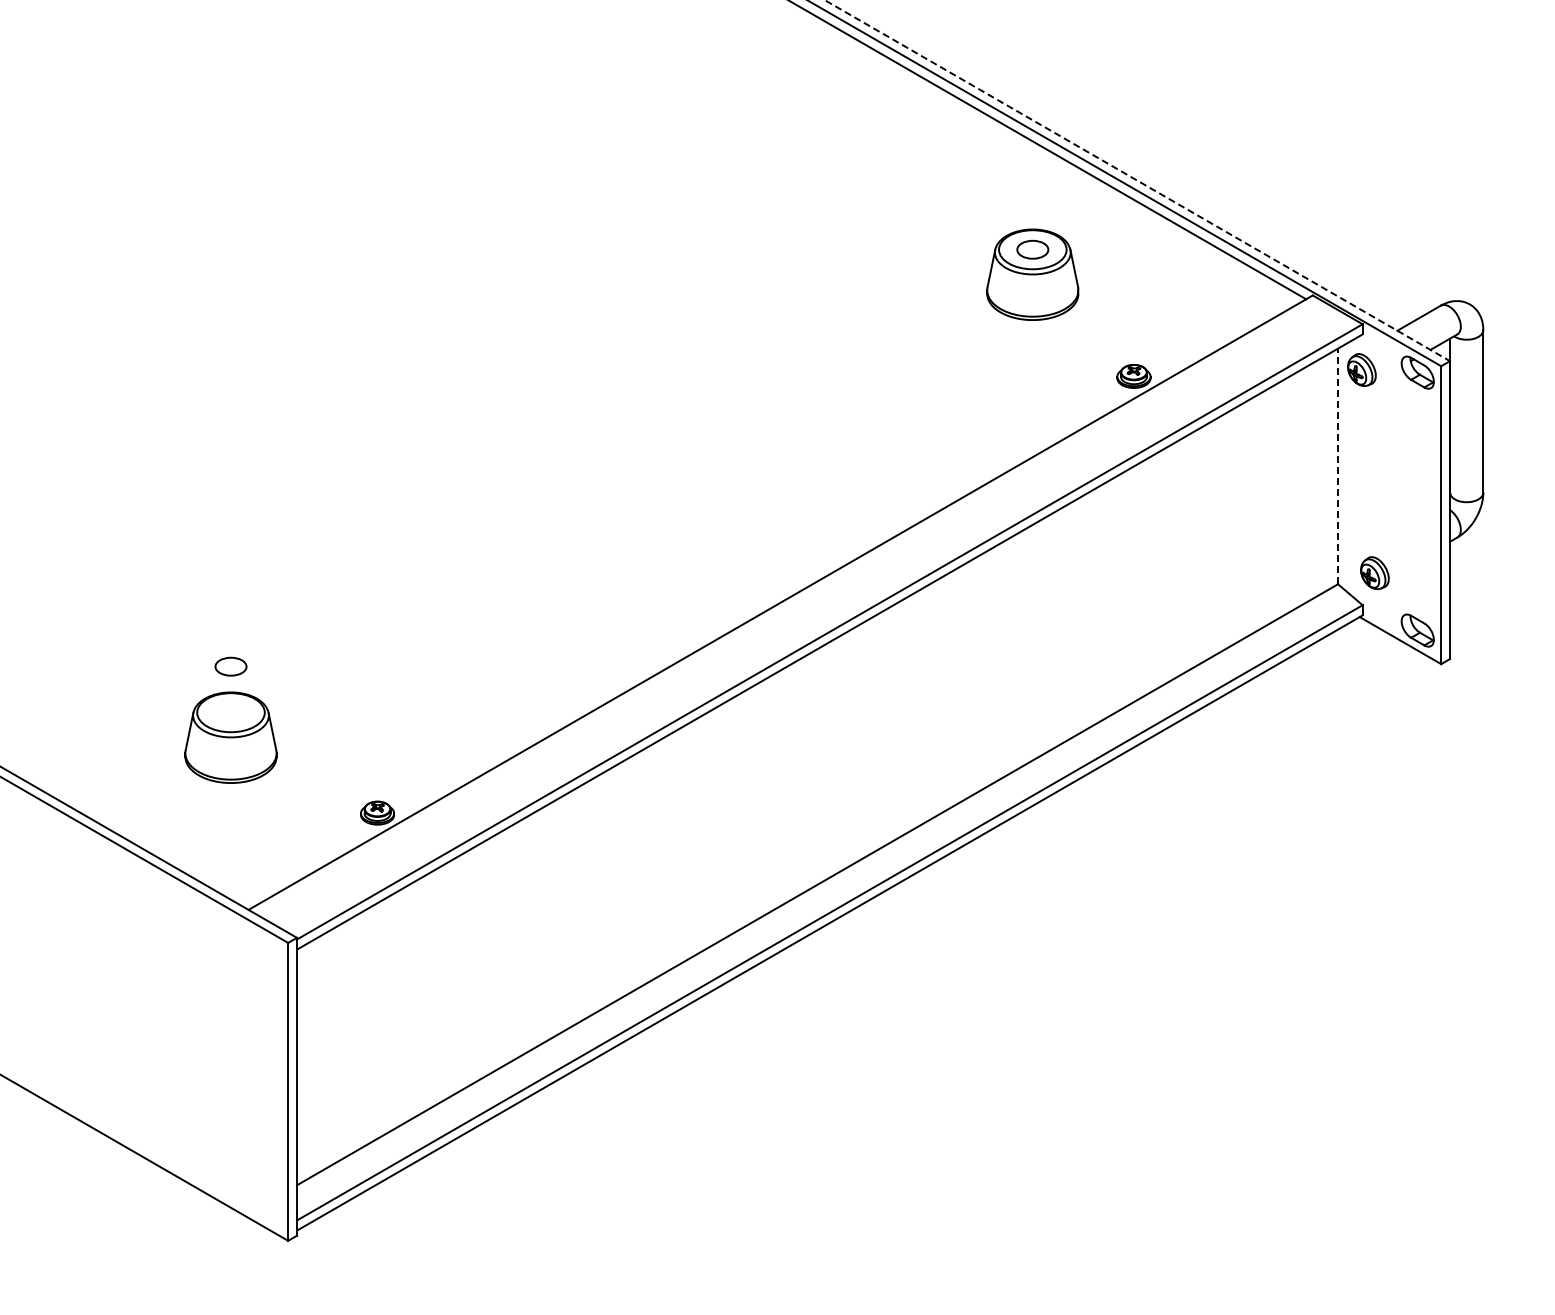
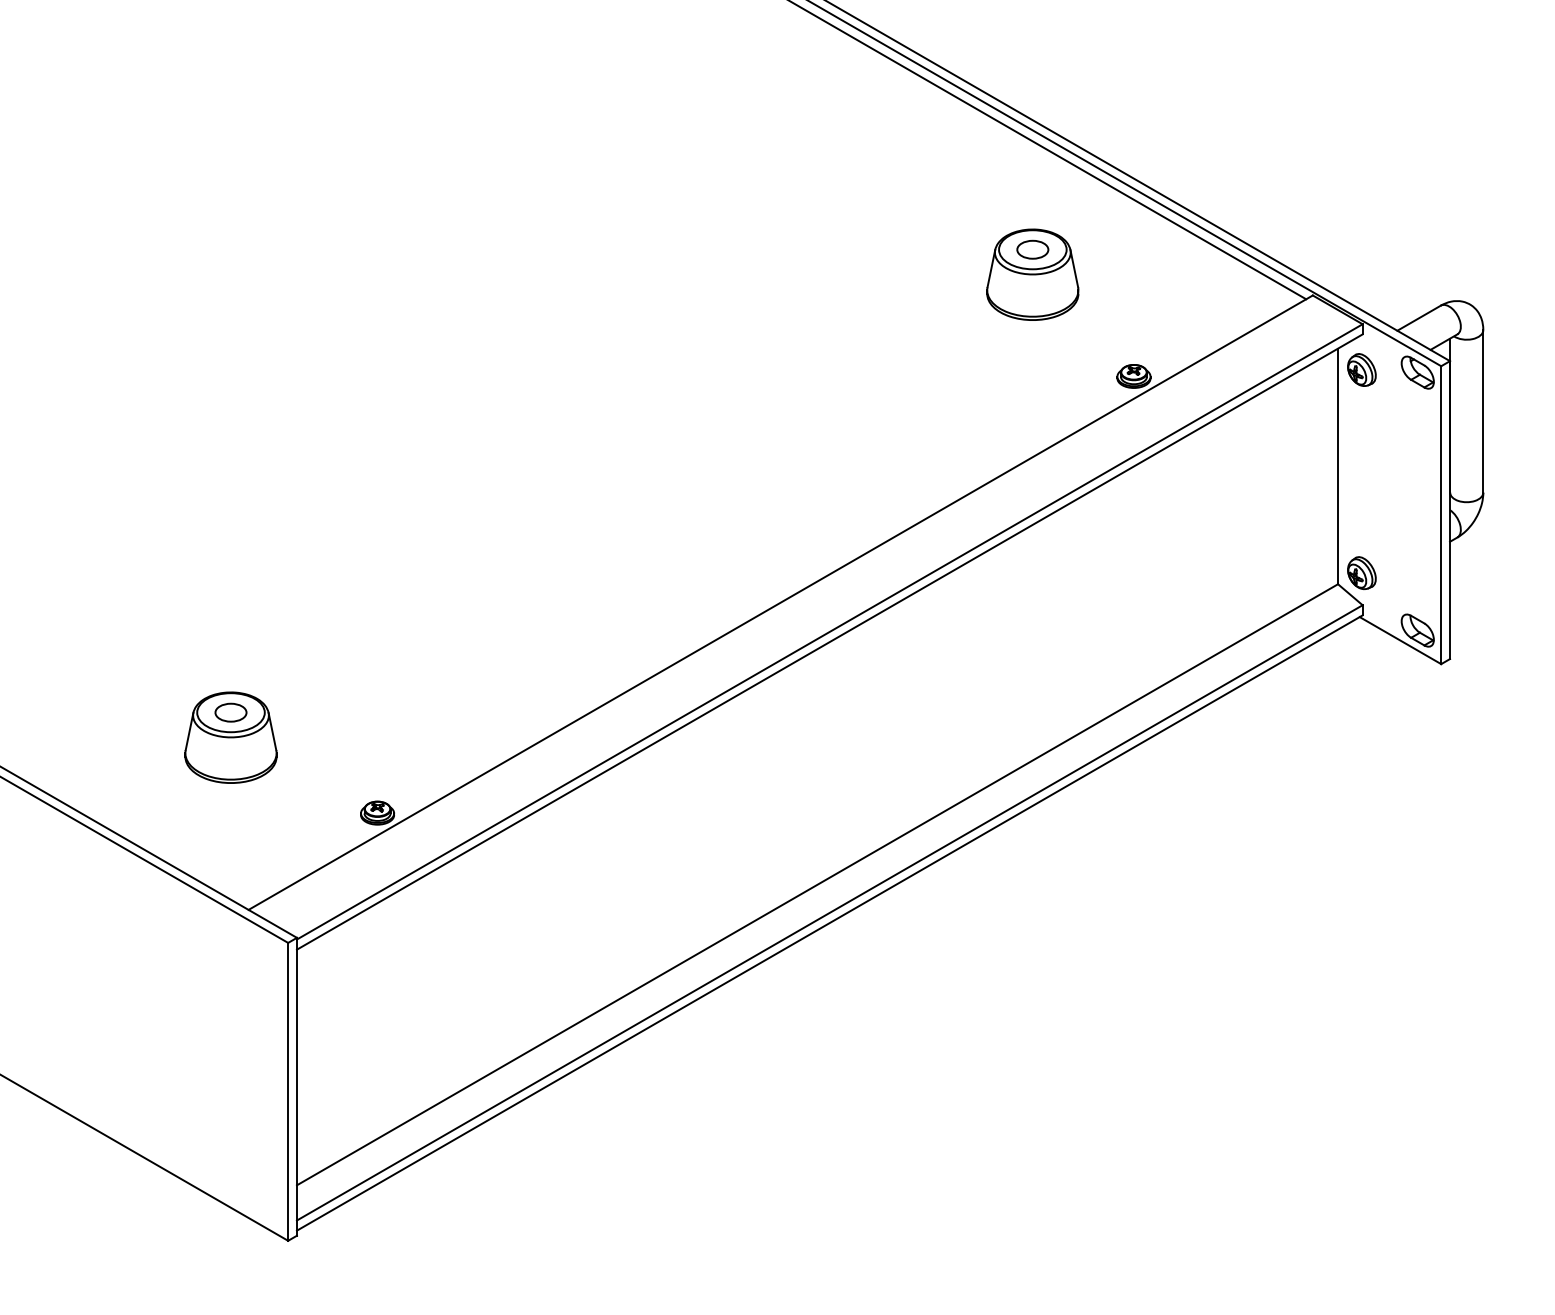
line: dashed -> solid (1137, 180)
line: dashed -> solid (1337, 466)
part position: (1374, 573) -> (1361, 573) (1361, 573)
part position: (230, 666) -> (230, 712) (230, 712)
